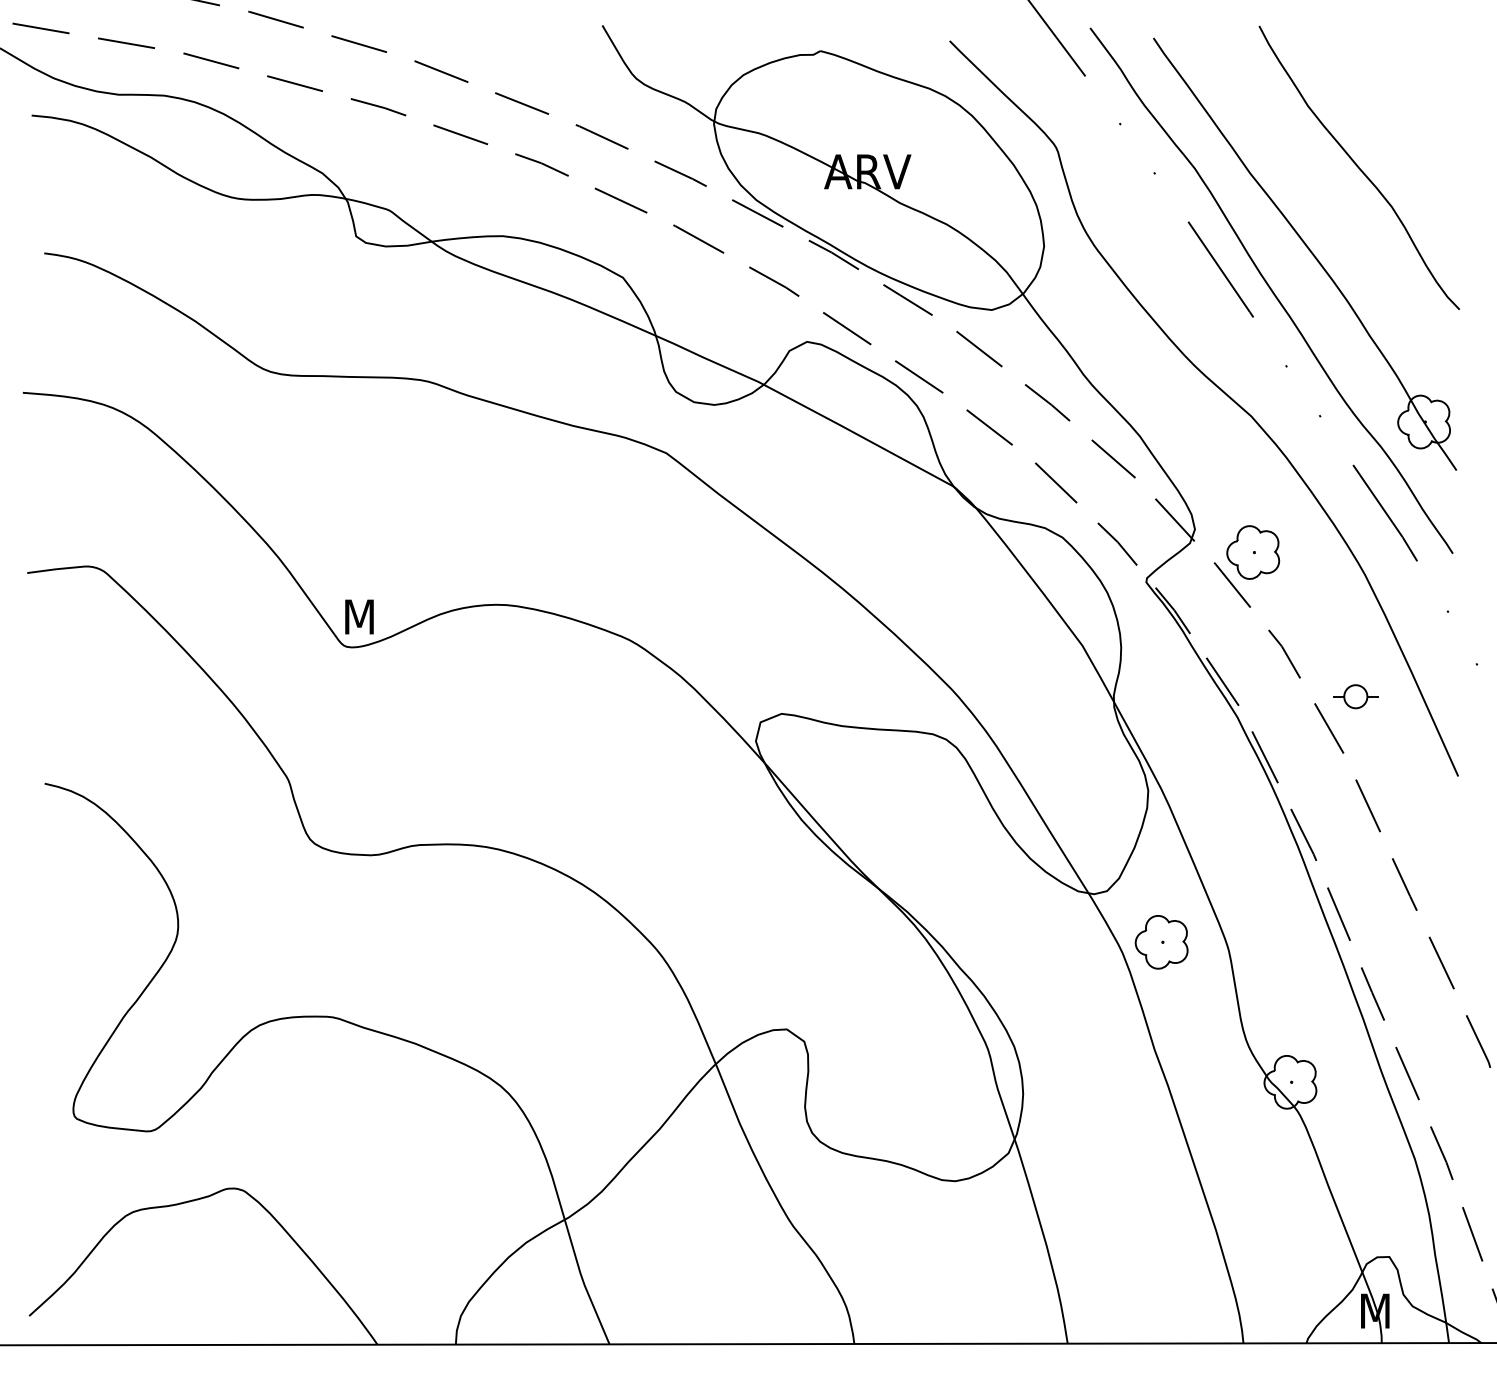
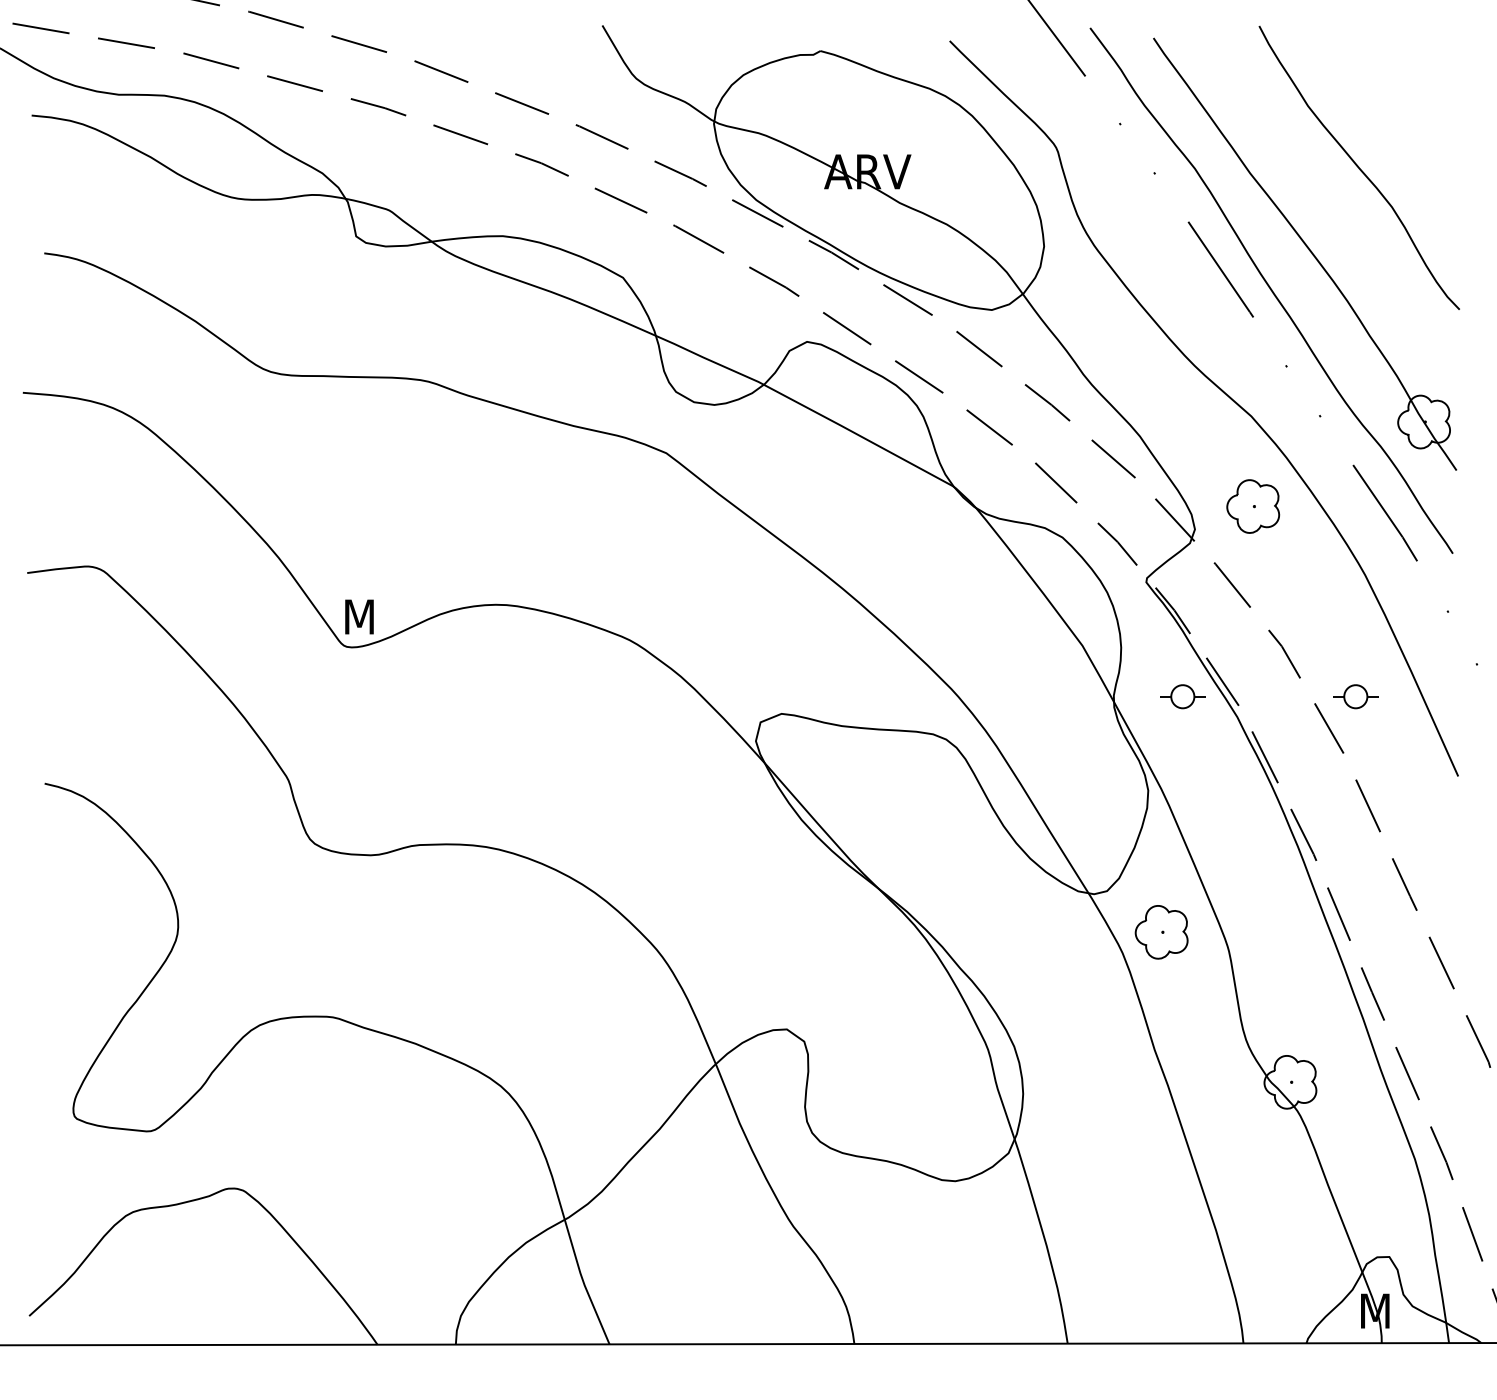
part position: (1253, 552) -> (1253, 506) (1253, 506)
part: none -> present (1182, 696)
part position: (1161, 942) -> (1161, 932) (1161, 932)
